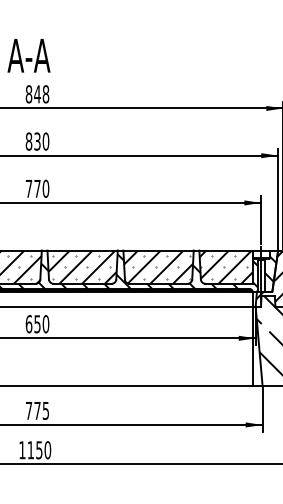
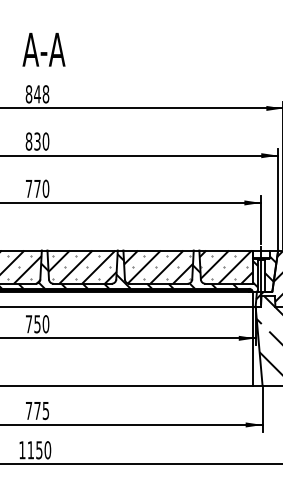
text position: (28, 55) -> (43, 49) (43, 49)
text: 650 -> 750 (28, 324)
